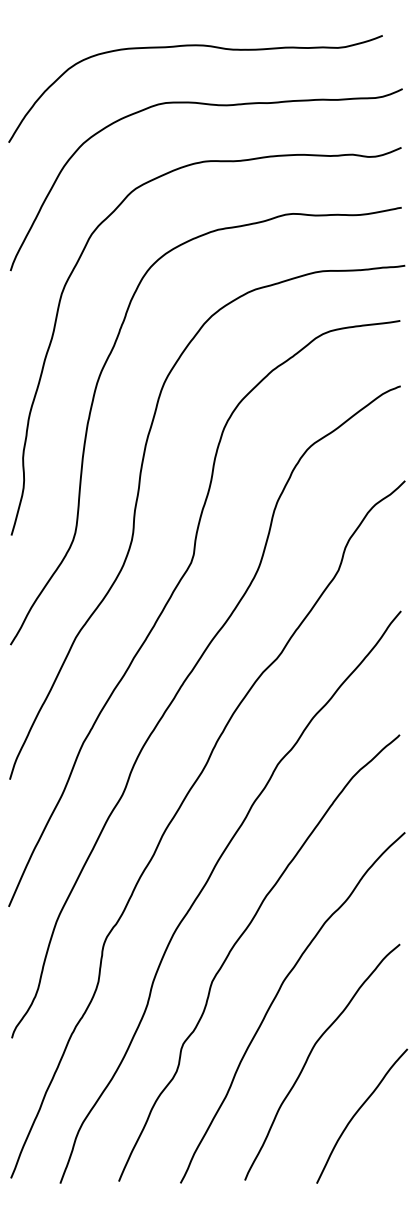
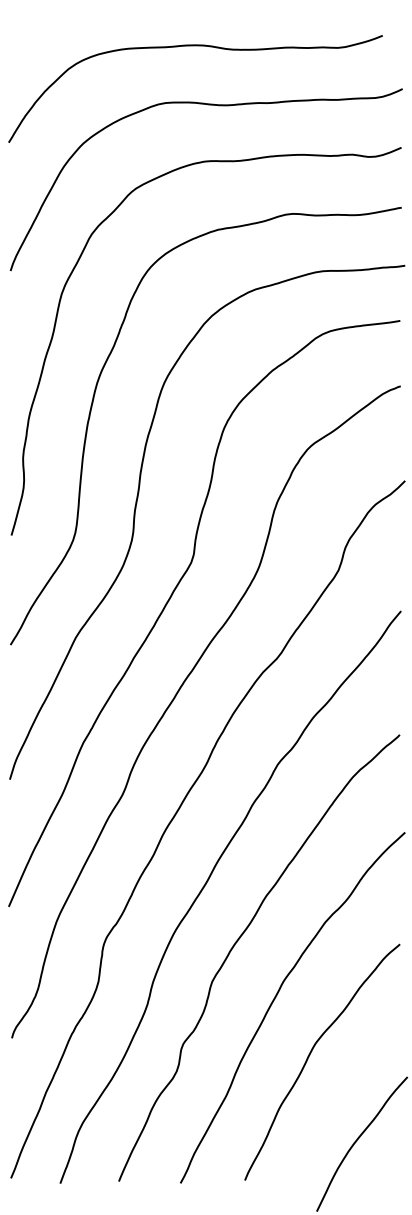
curve position: (357, 1113) -> (357, 1141) (357, 1141)
